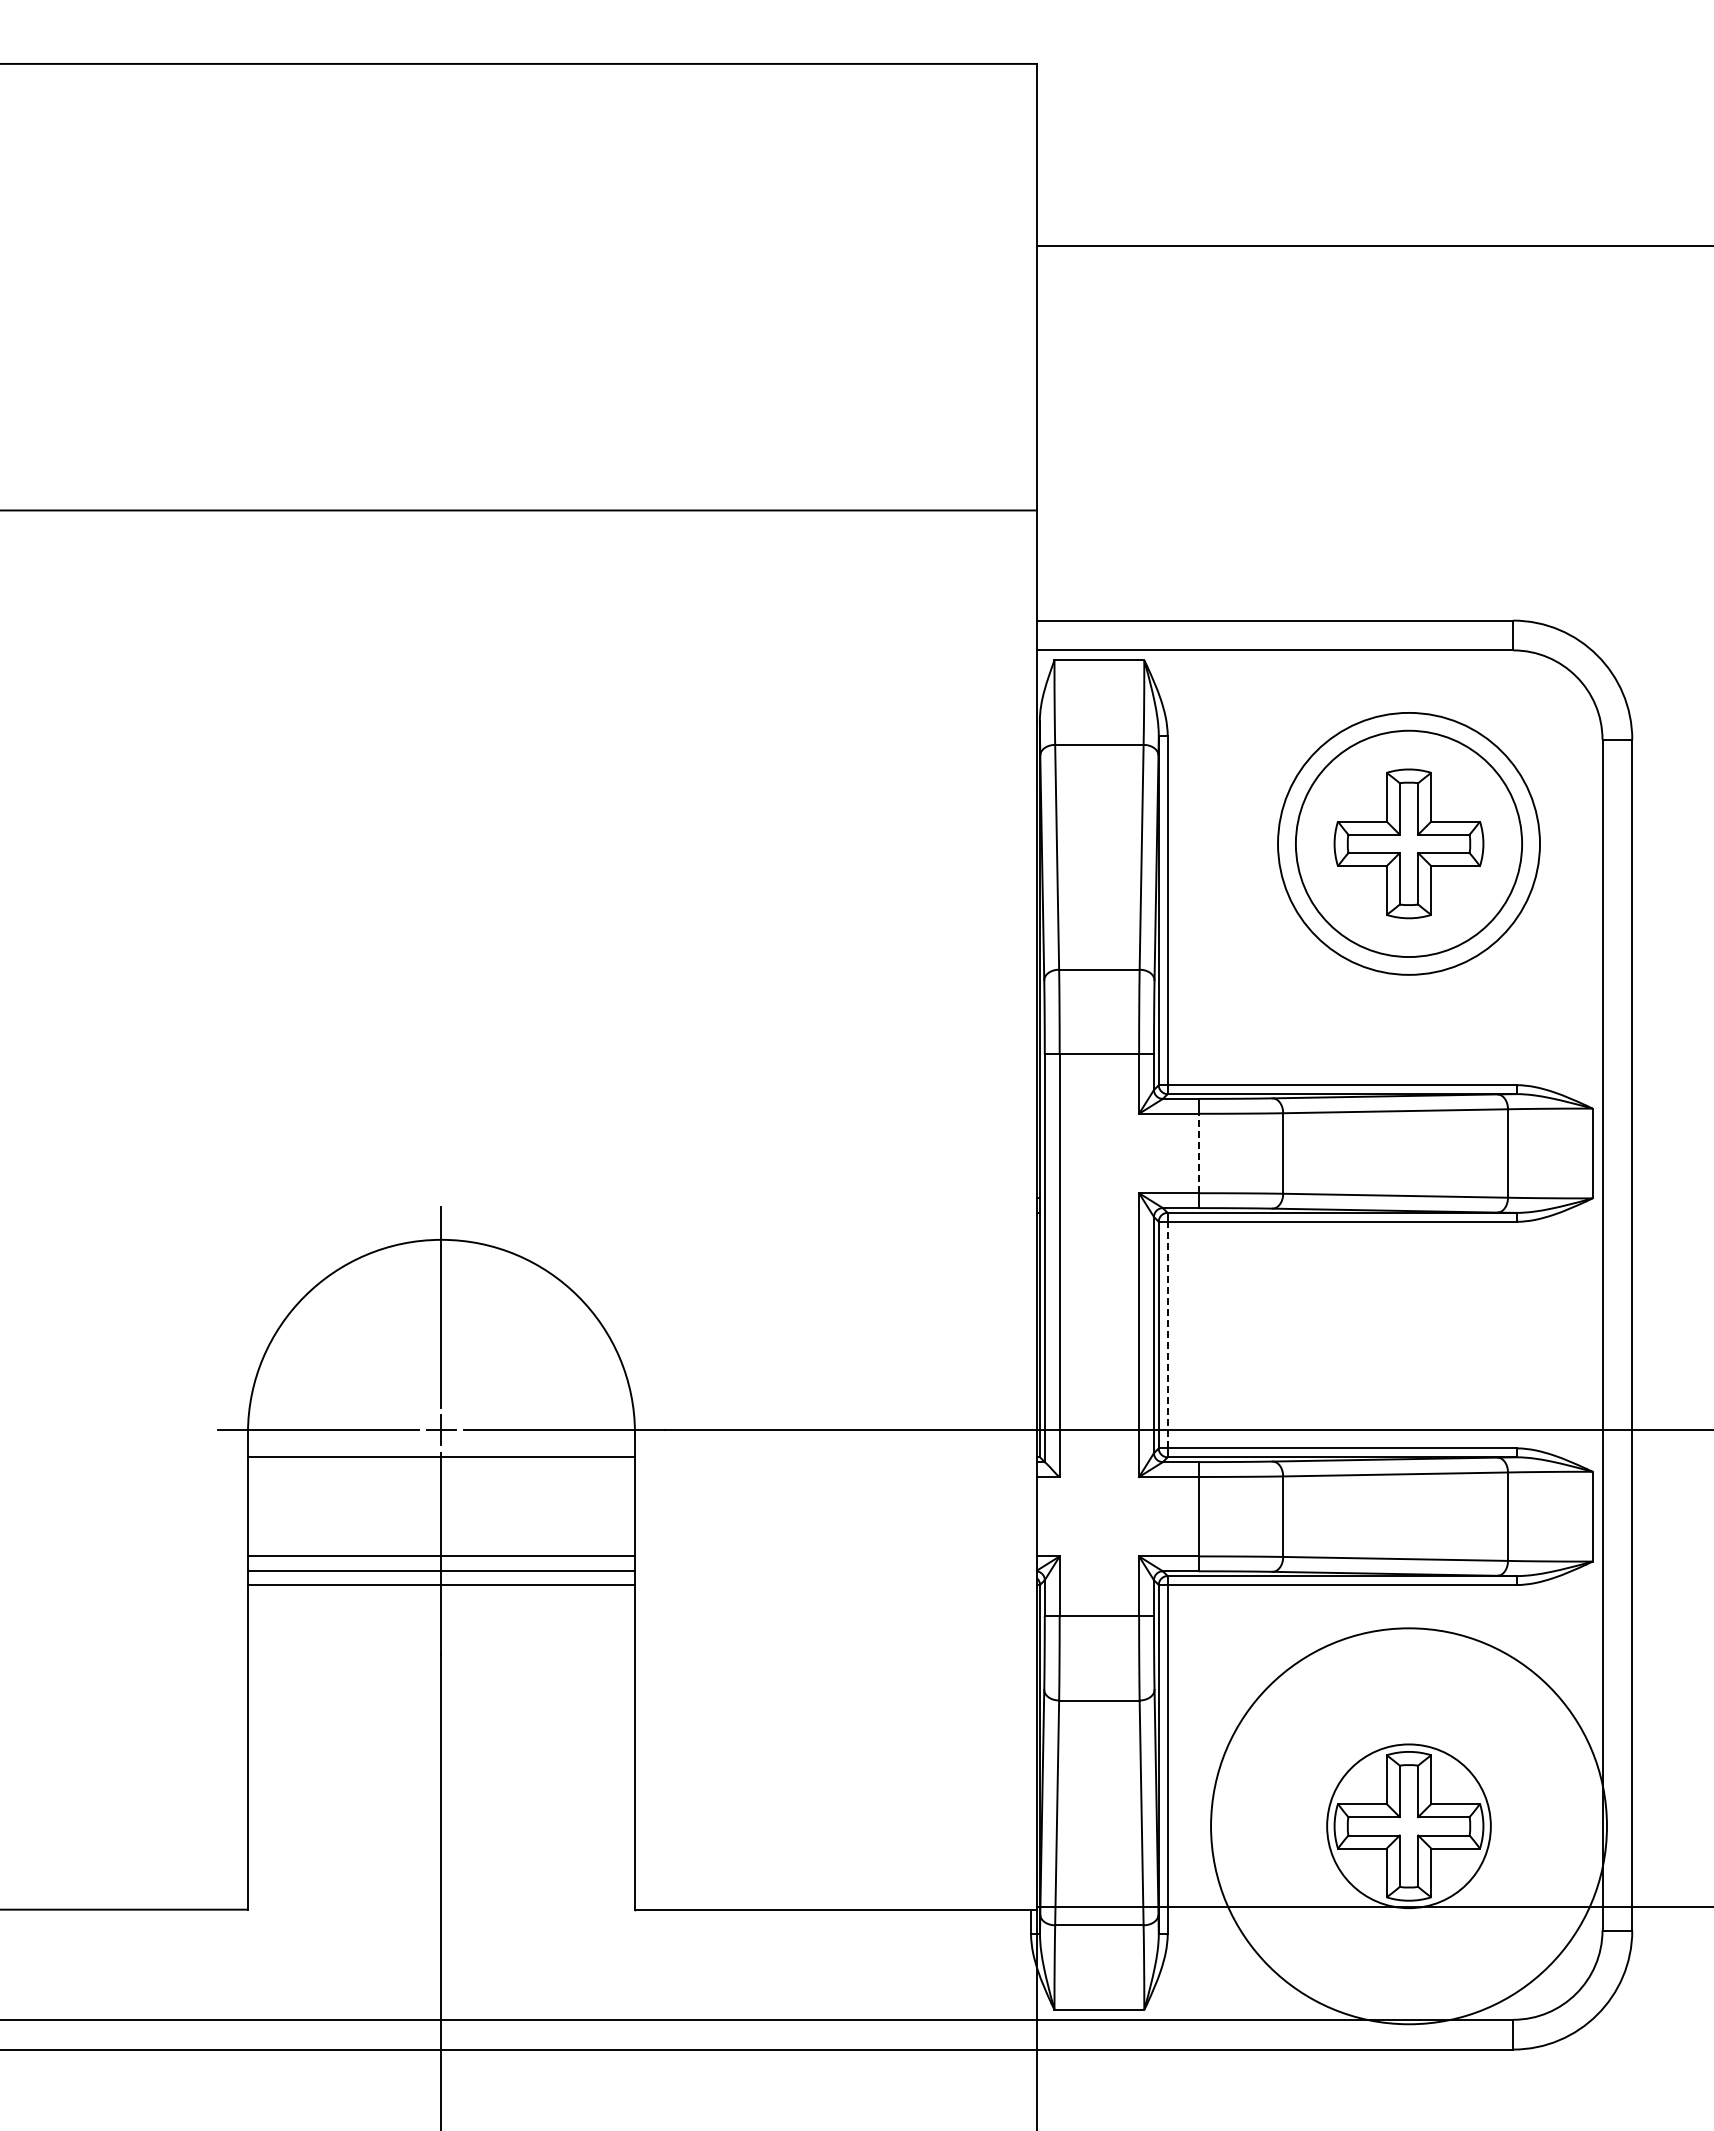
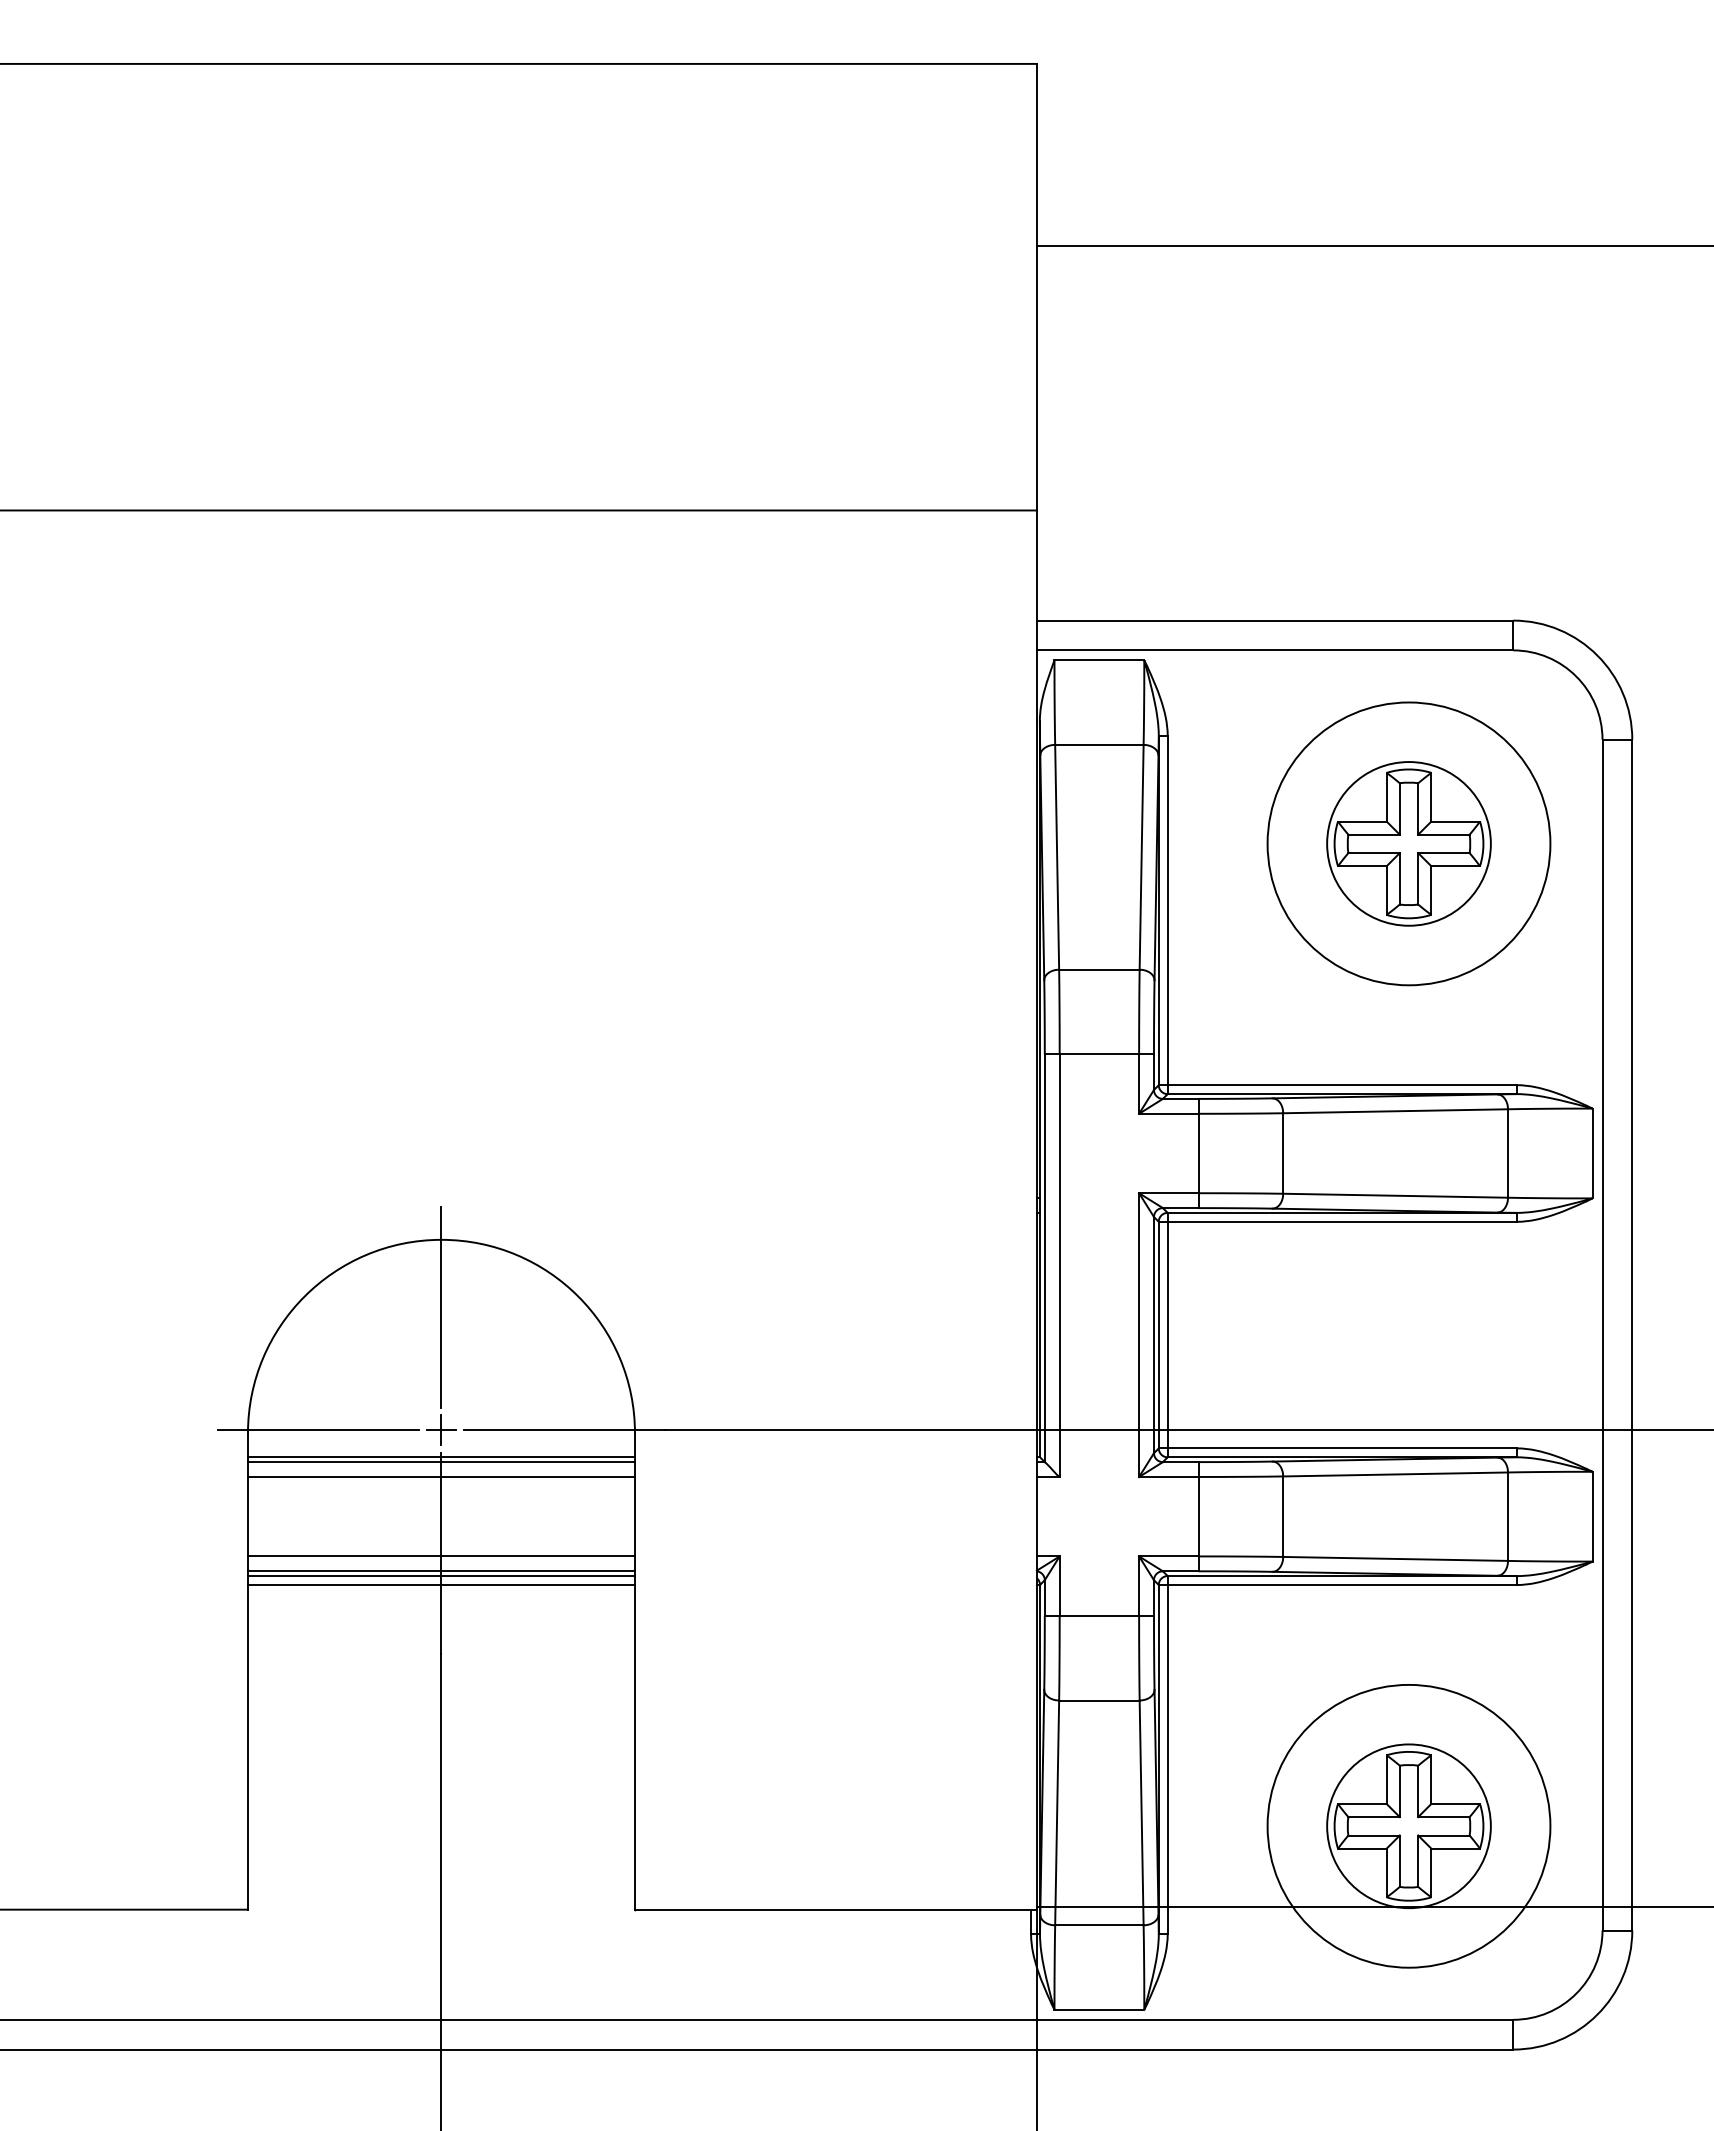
circle diameter: 226 px -> 283 px (1408, 843)
circle diameter: 262 px -> 164 px (1408, 843)
line: dashed -> solid (1198, 1153)
line: dashed -> solid (1167, 1334)
line: none -> present (440, 1462)
line: none -> present (440, 1476)
line: none -> present (440, 1576)
circle diameter: 396 px -> 283 px (1408, 1825)
